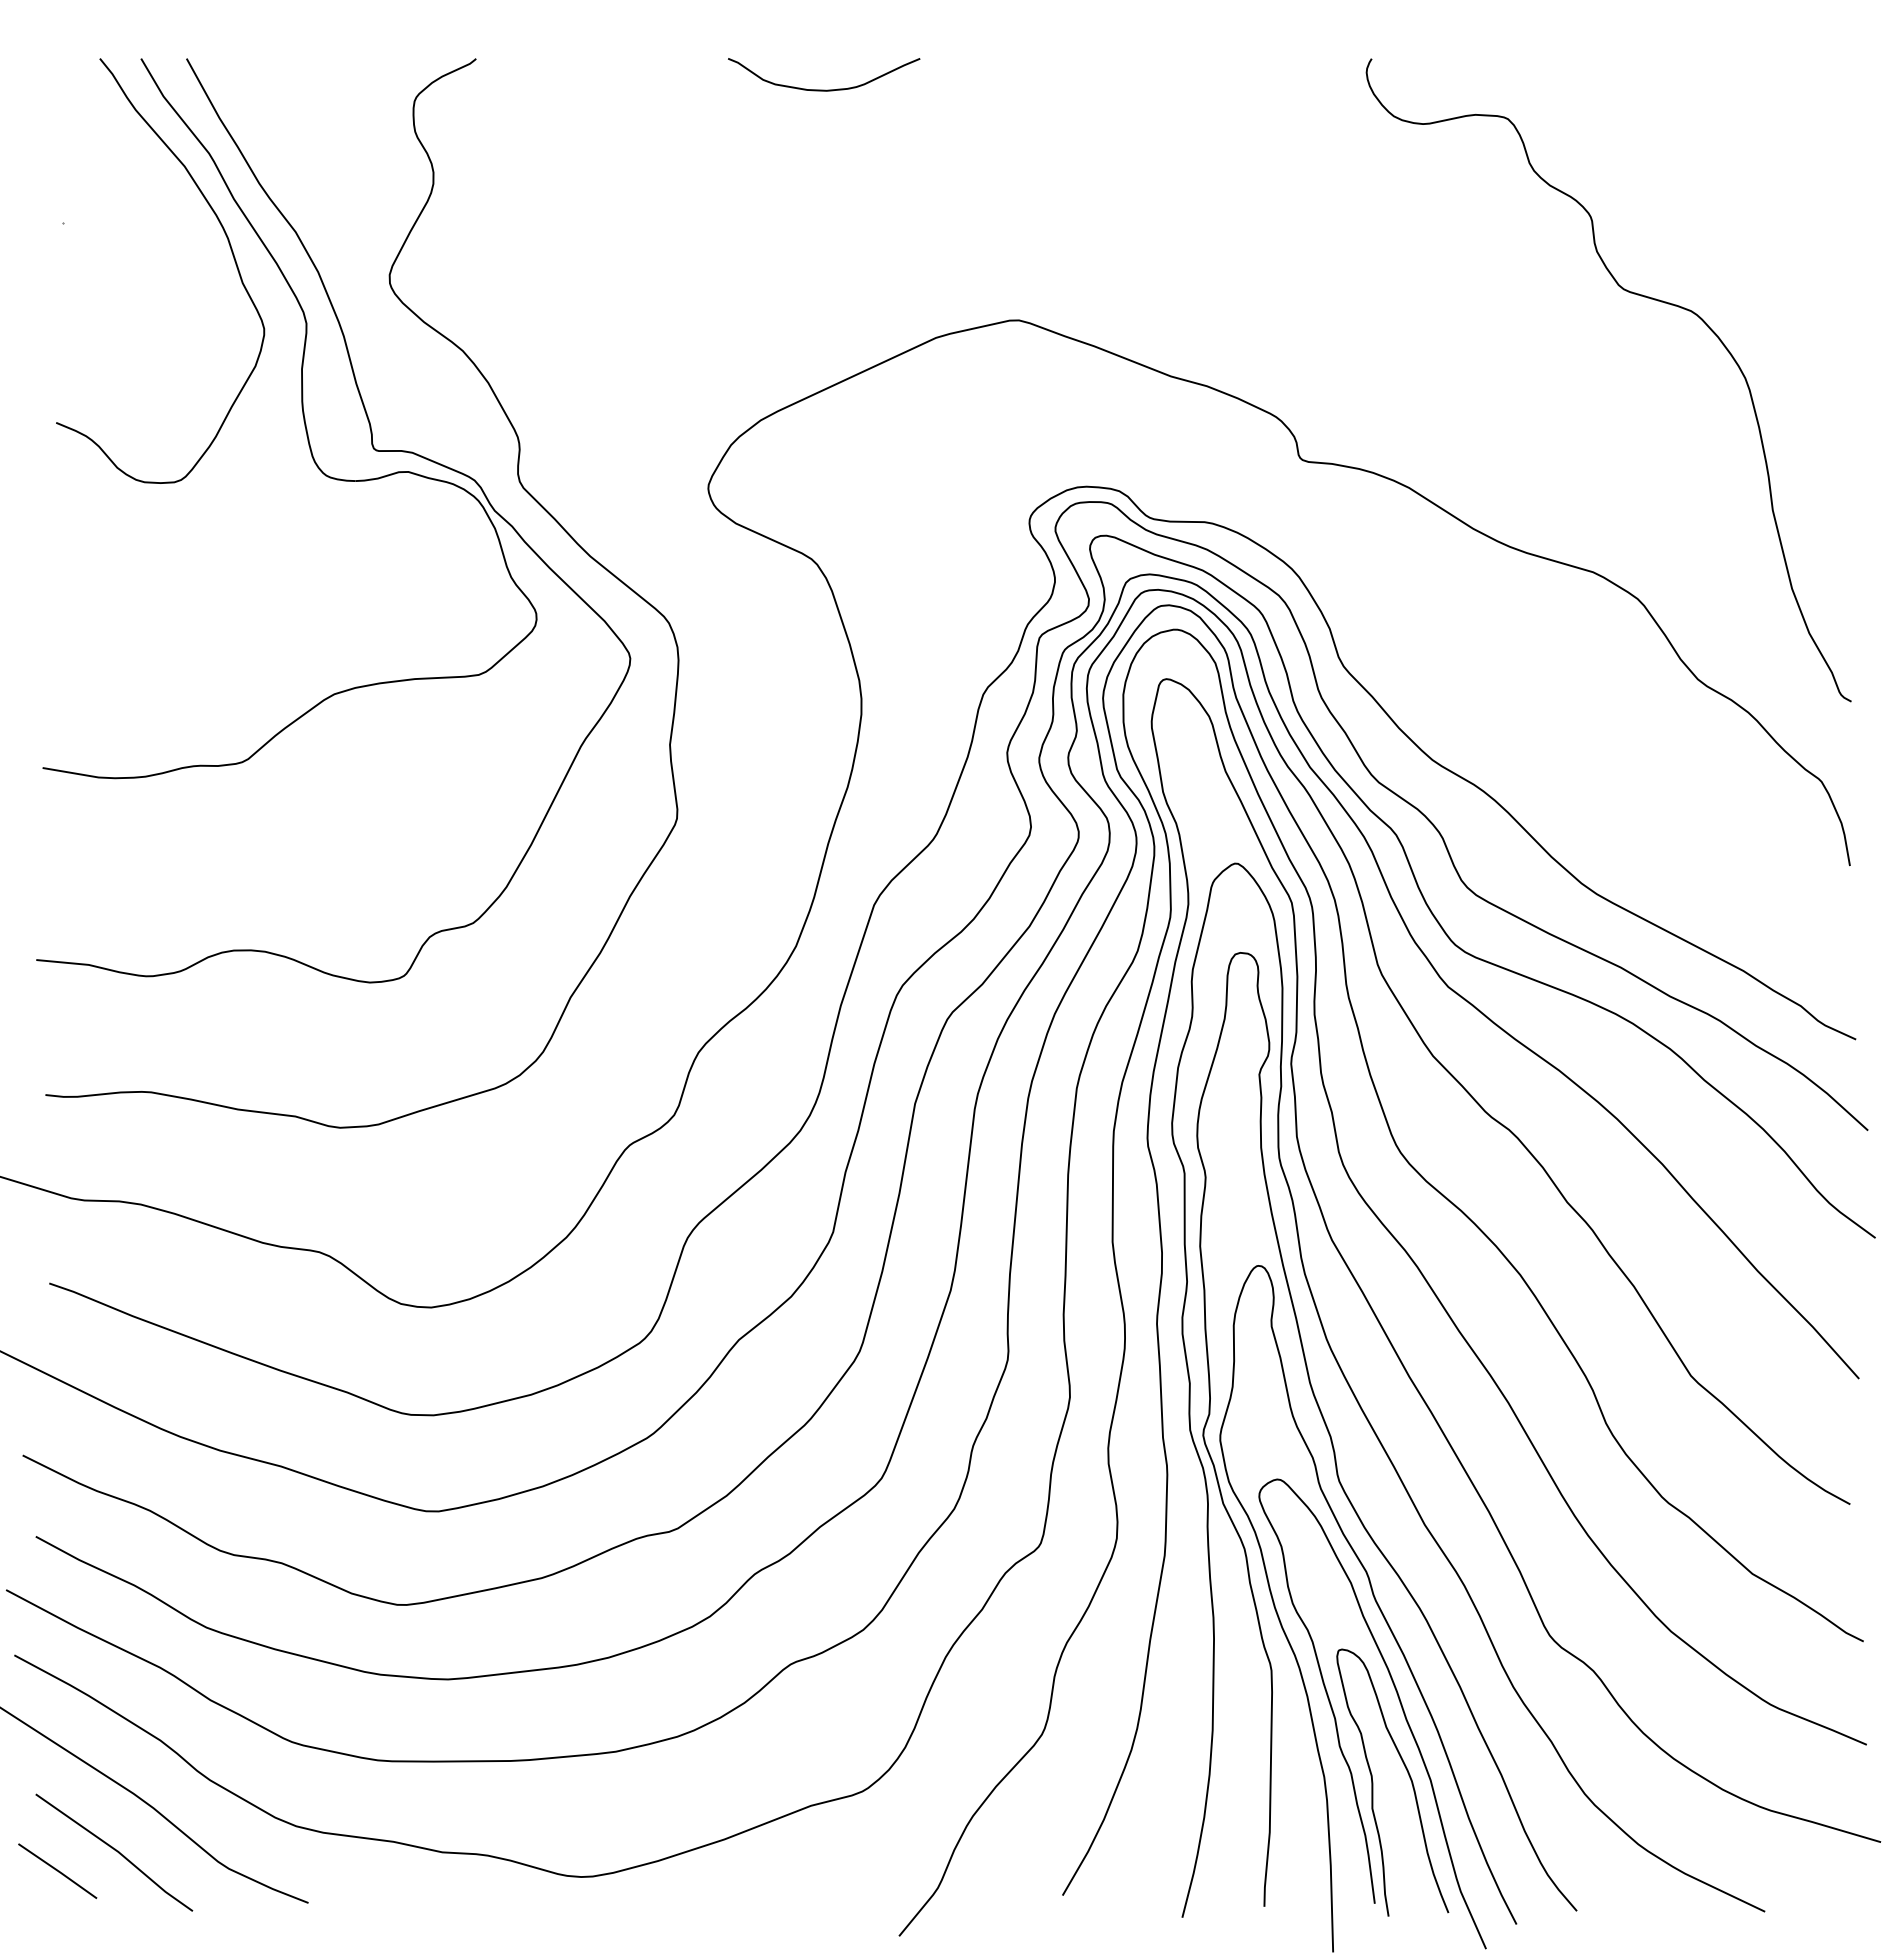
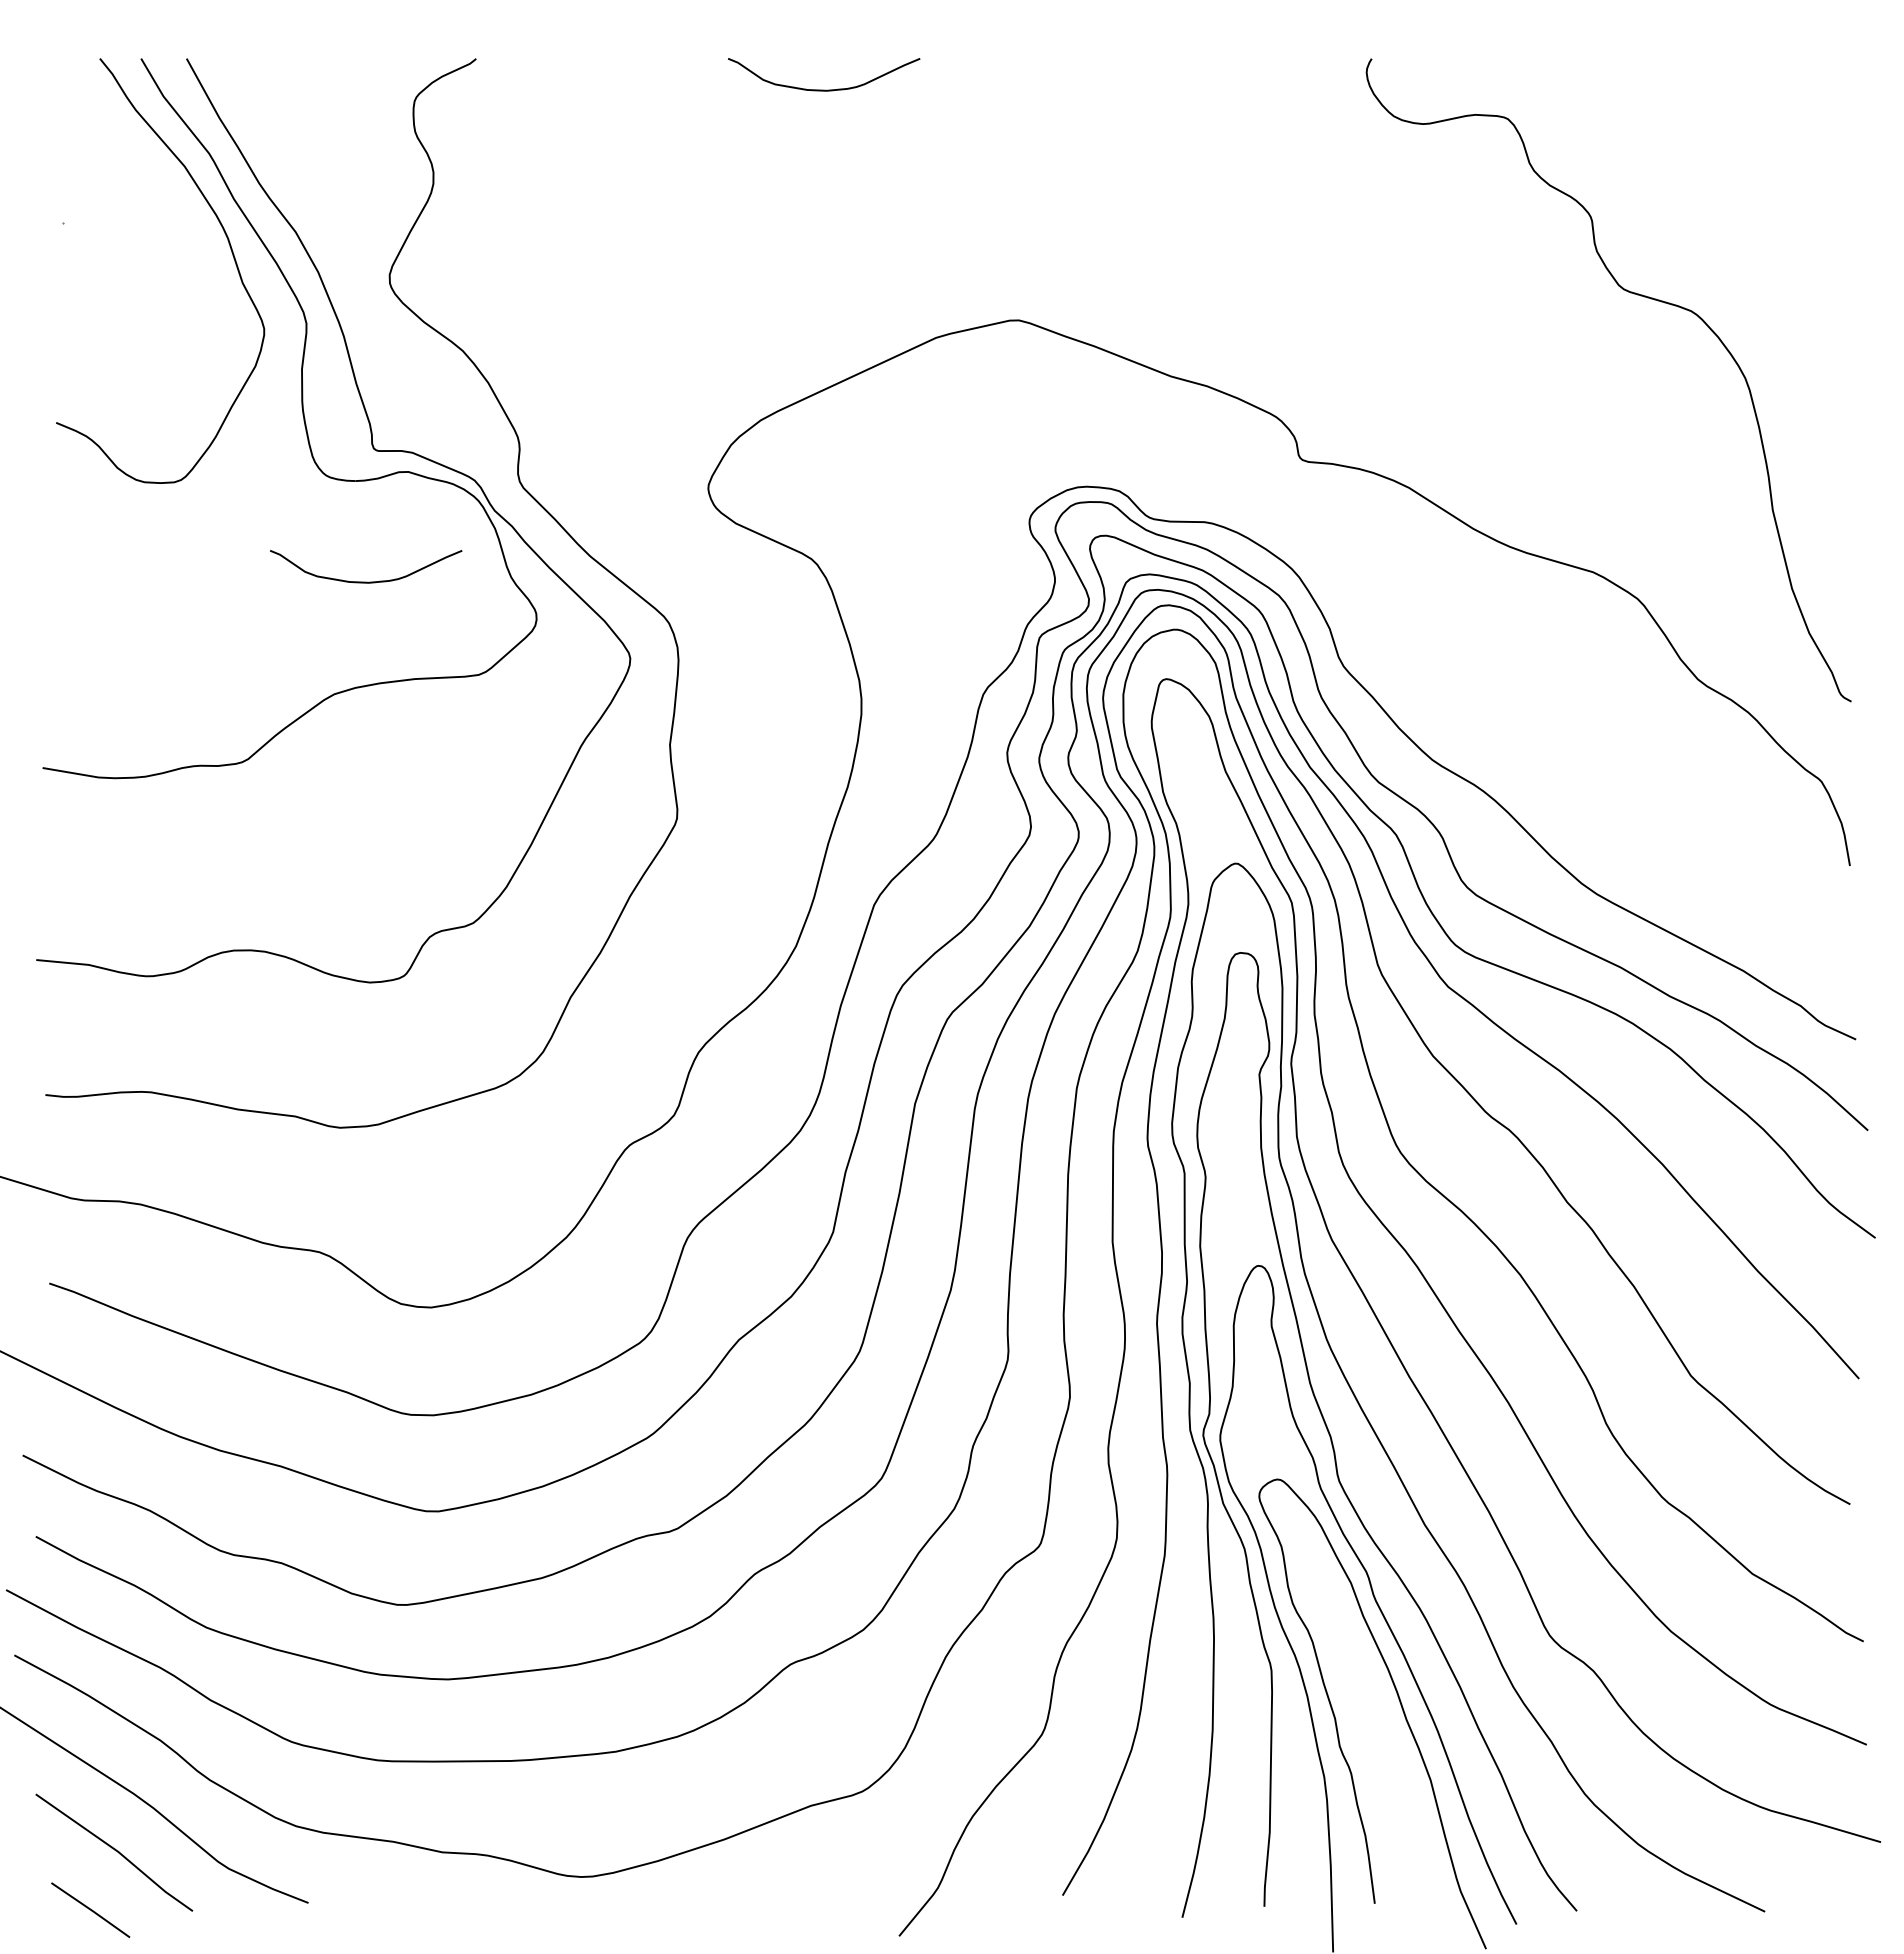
curve: none -> present (366, 581)
curve: present -> none (1408, 1775)
line position: (57, 1870) -> (90, 1909) (90, 1909)
